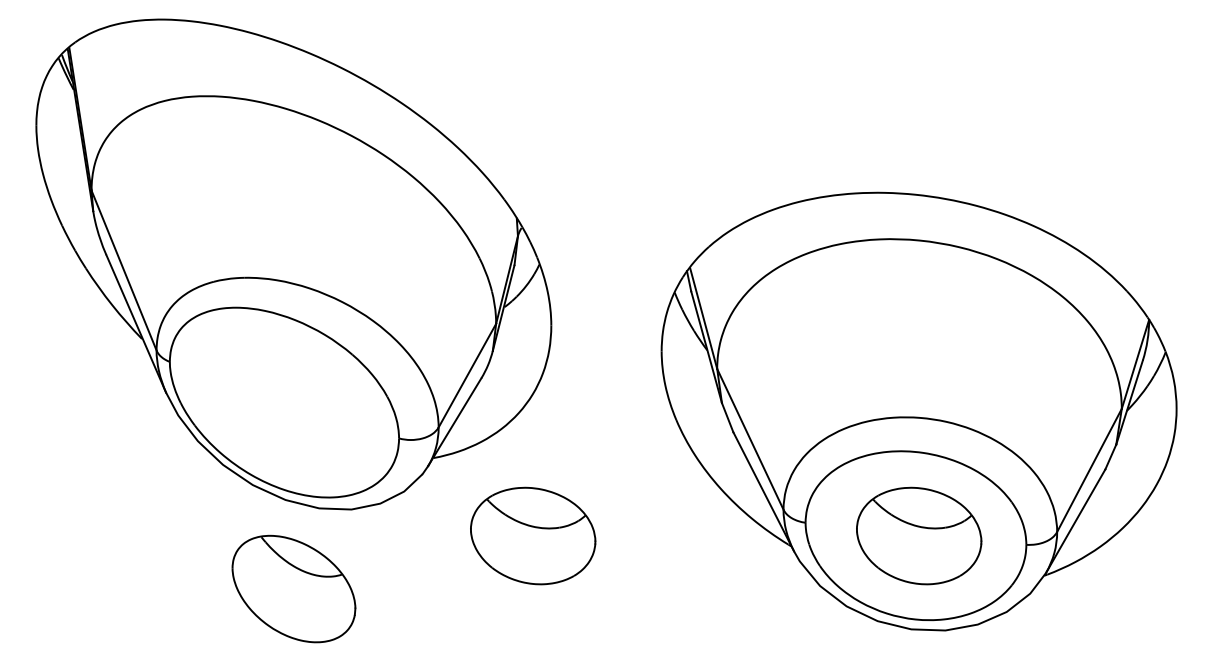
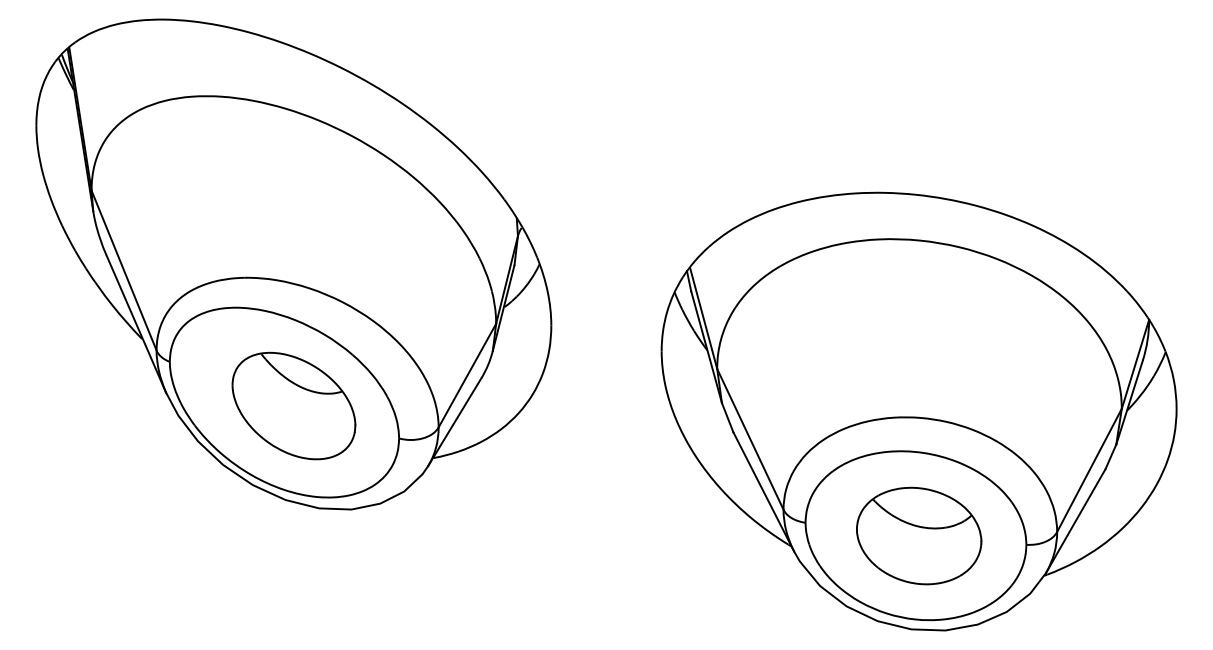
part: present -> none (533, 535)
part position: (293, 588) -> (293, 405) (293, 405)
